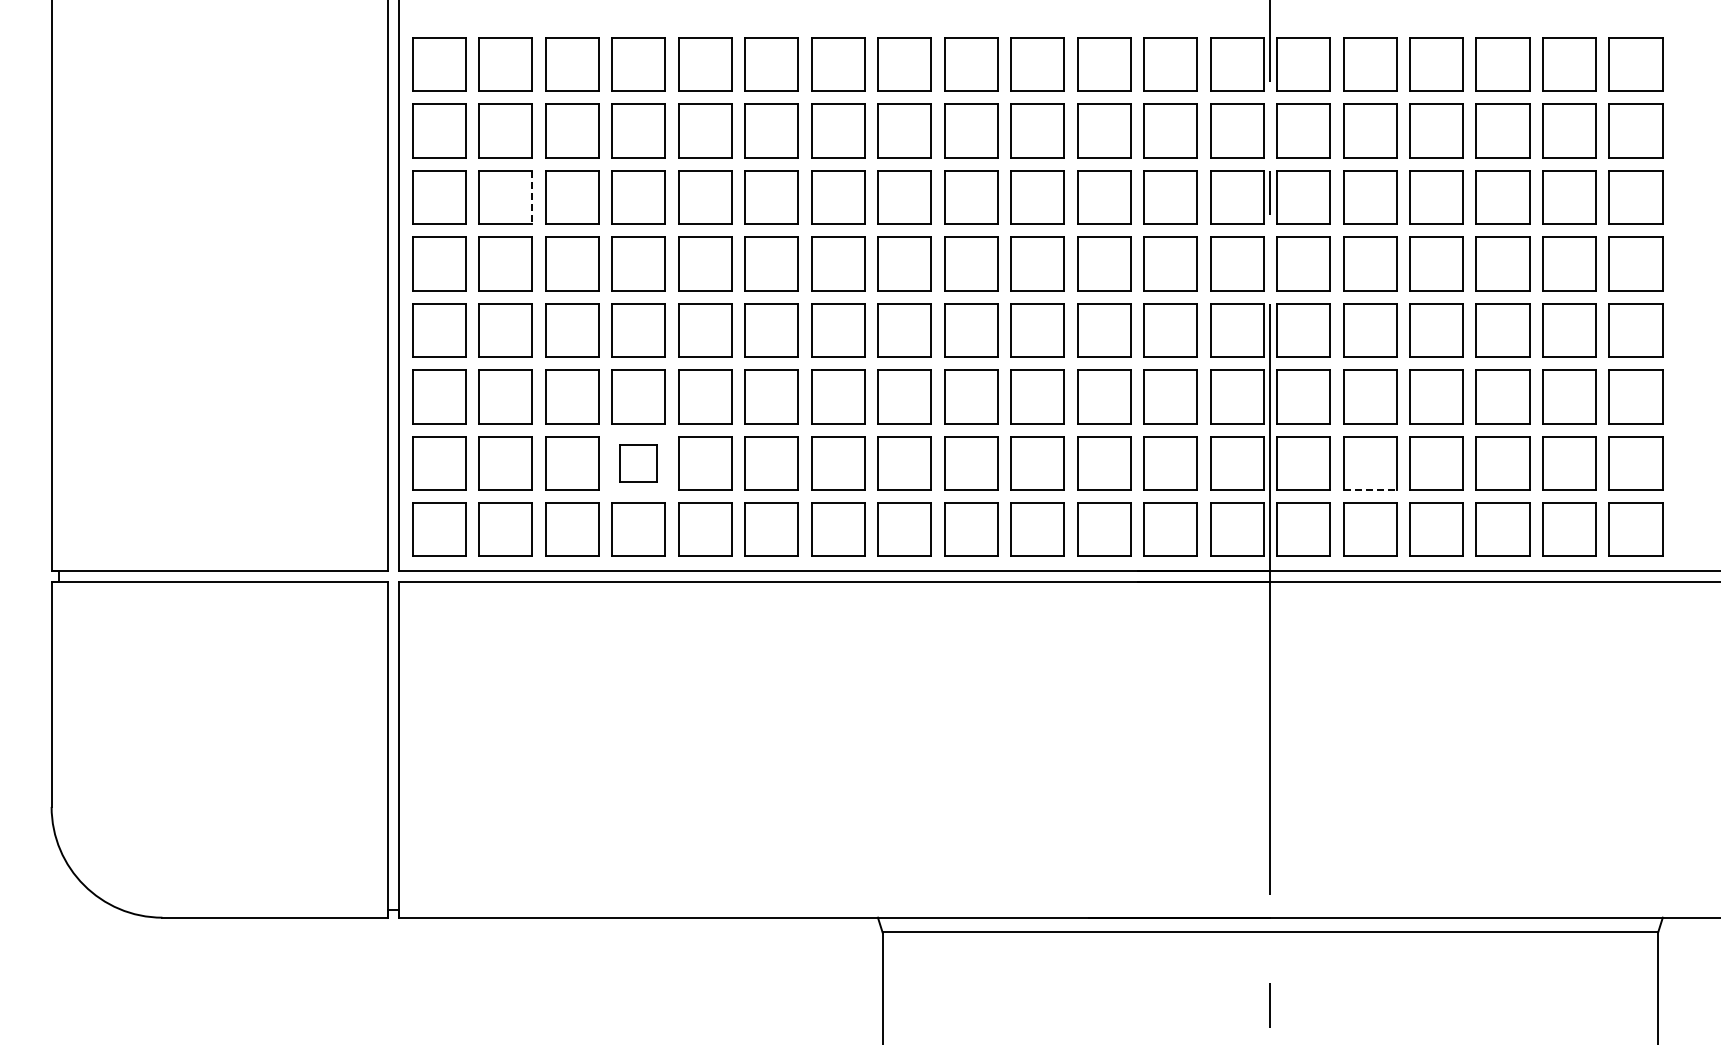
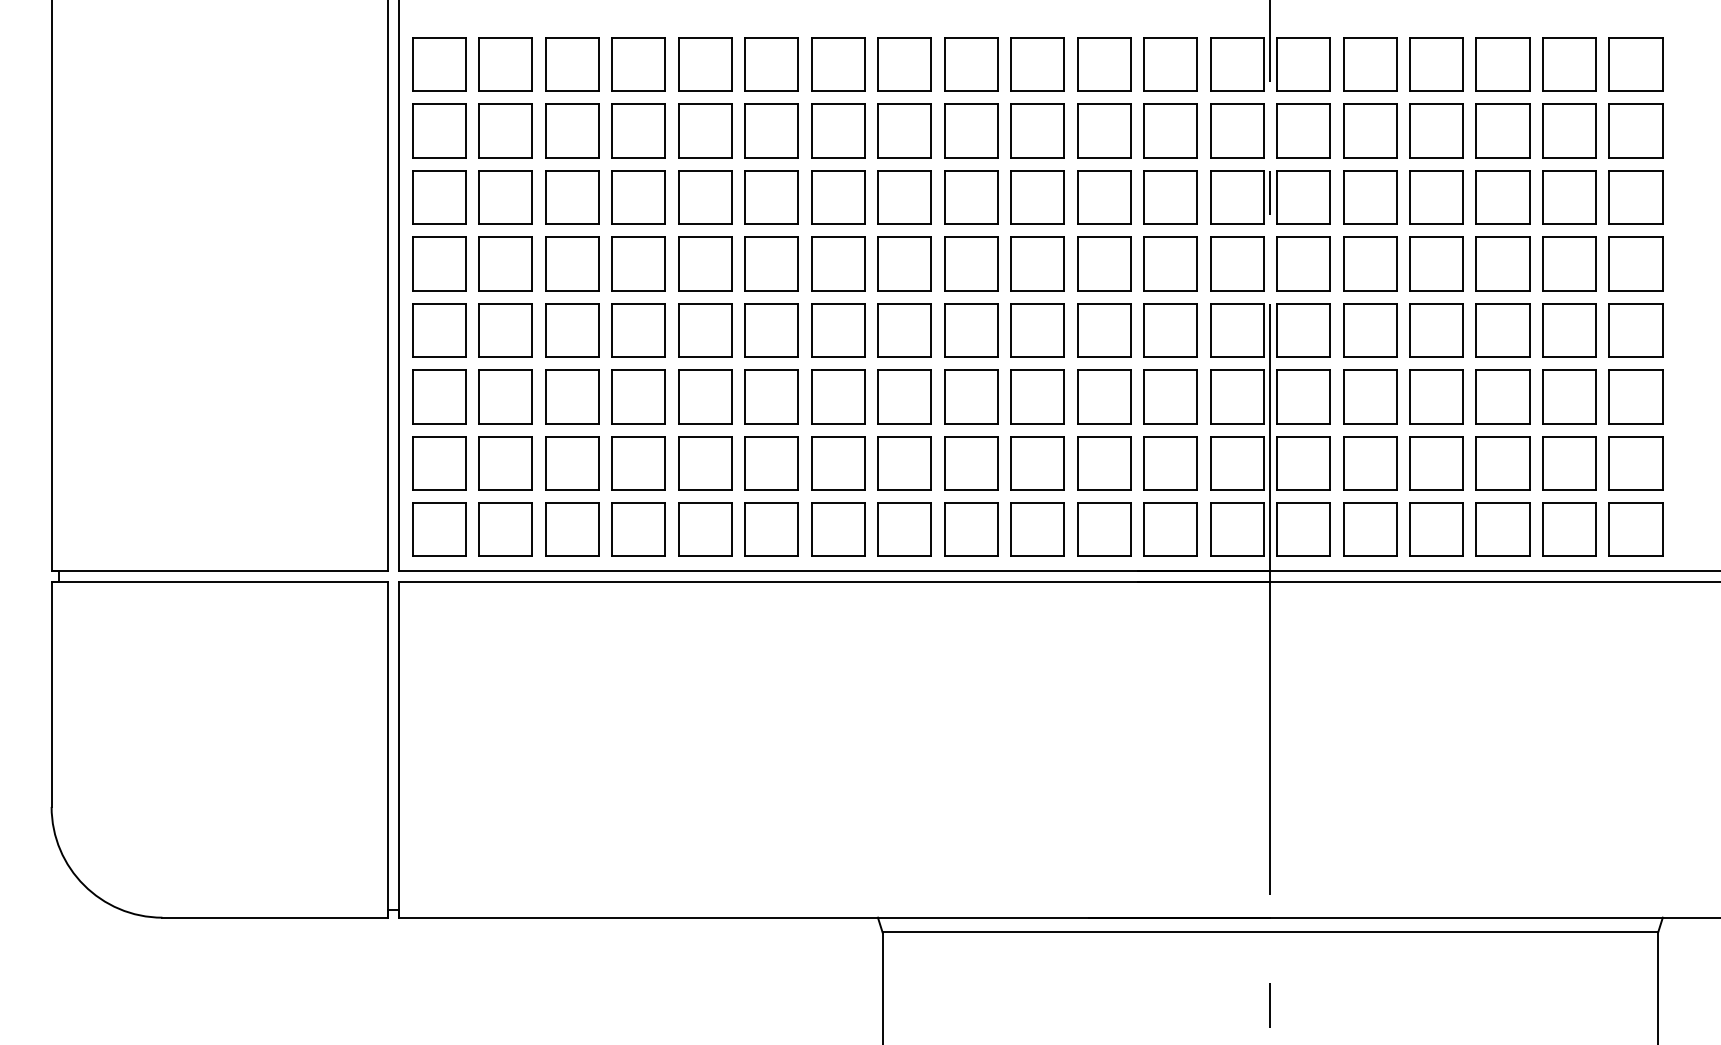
line: dashed -> solid (532, 197)
part size: 39x39 px -> 55x55 px (638, 463)
line: dashed -> solid (1370, 489)
